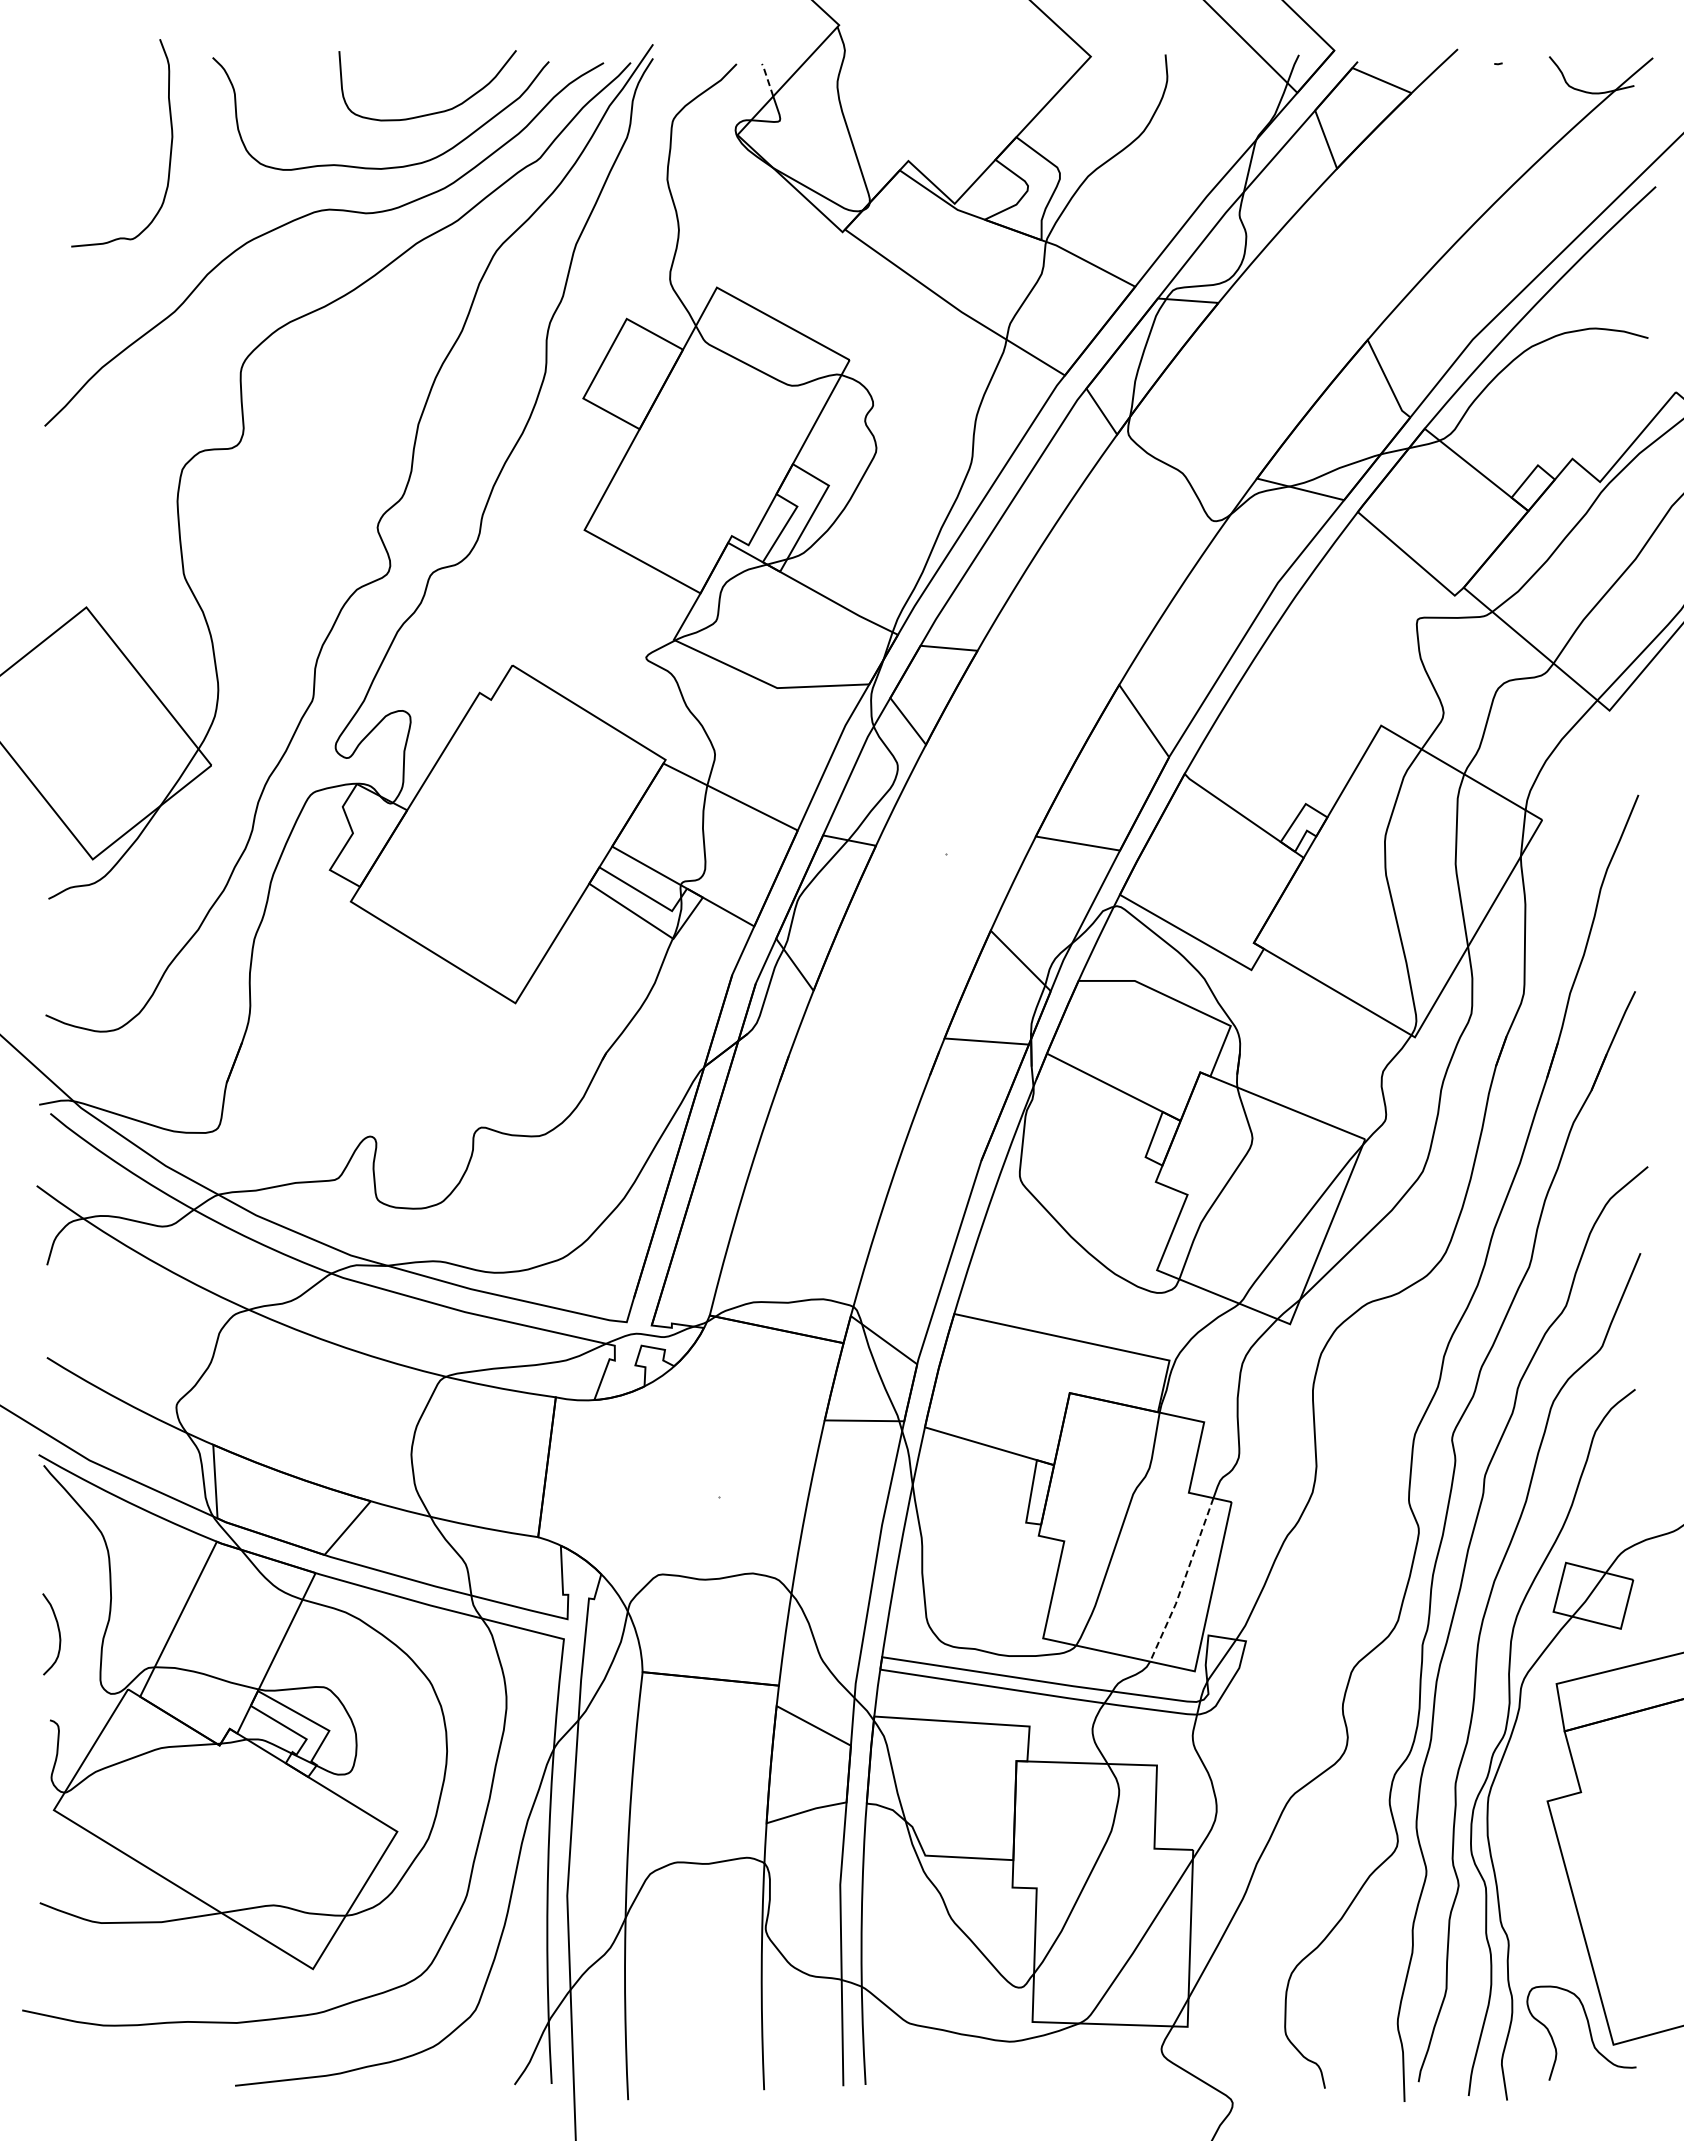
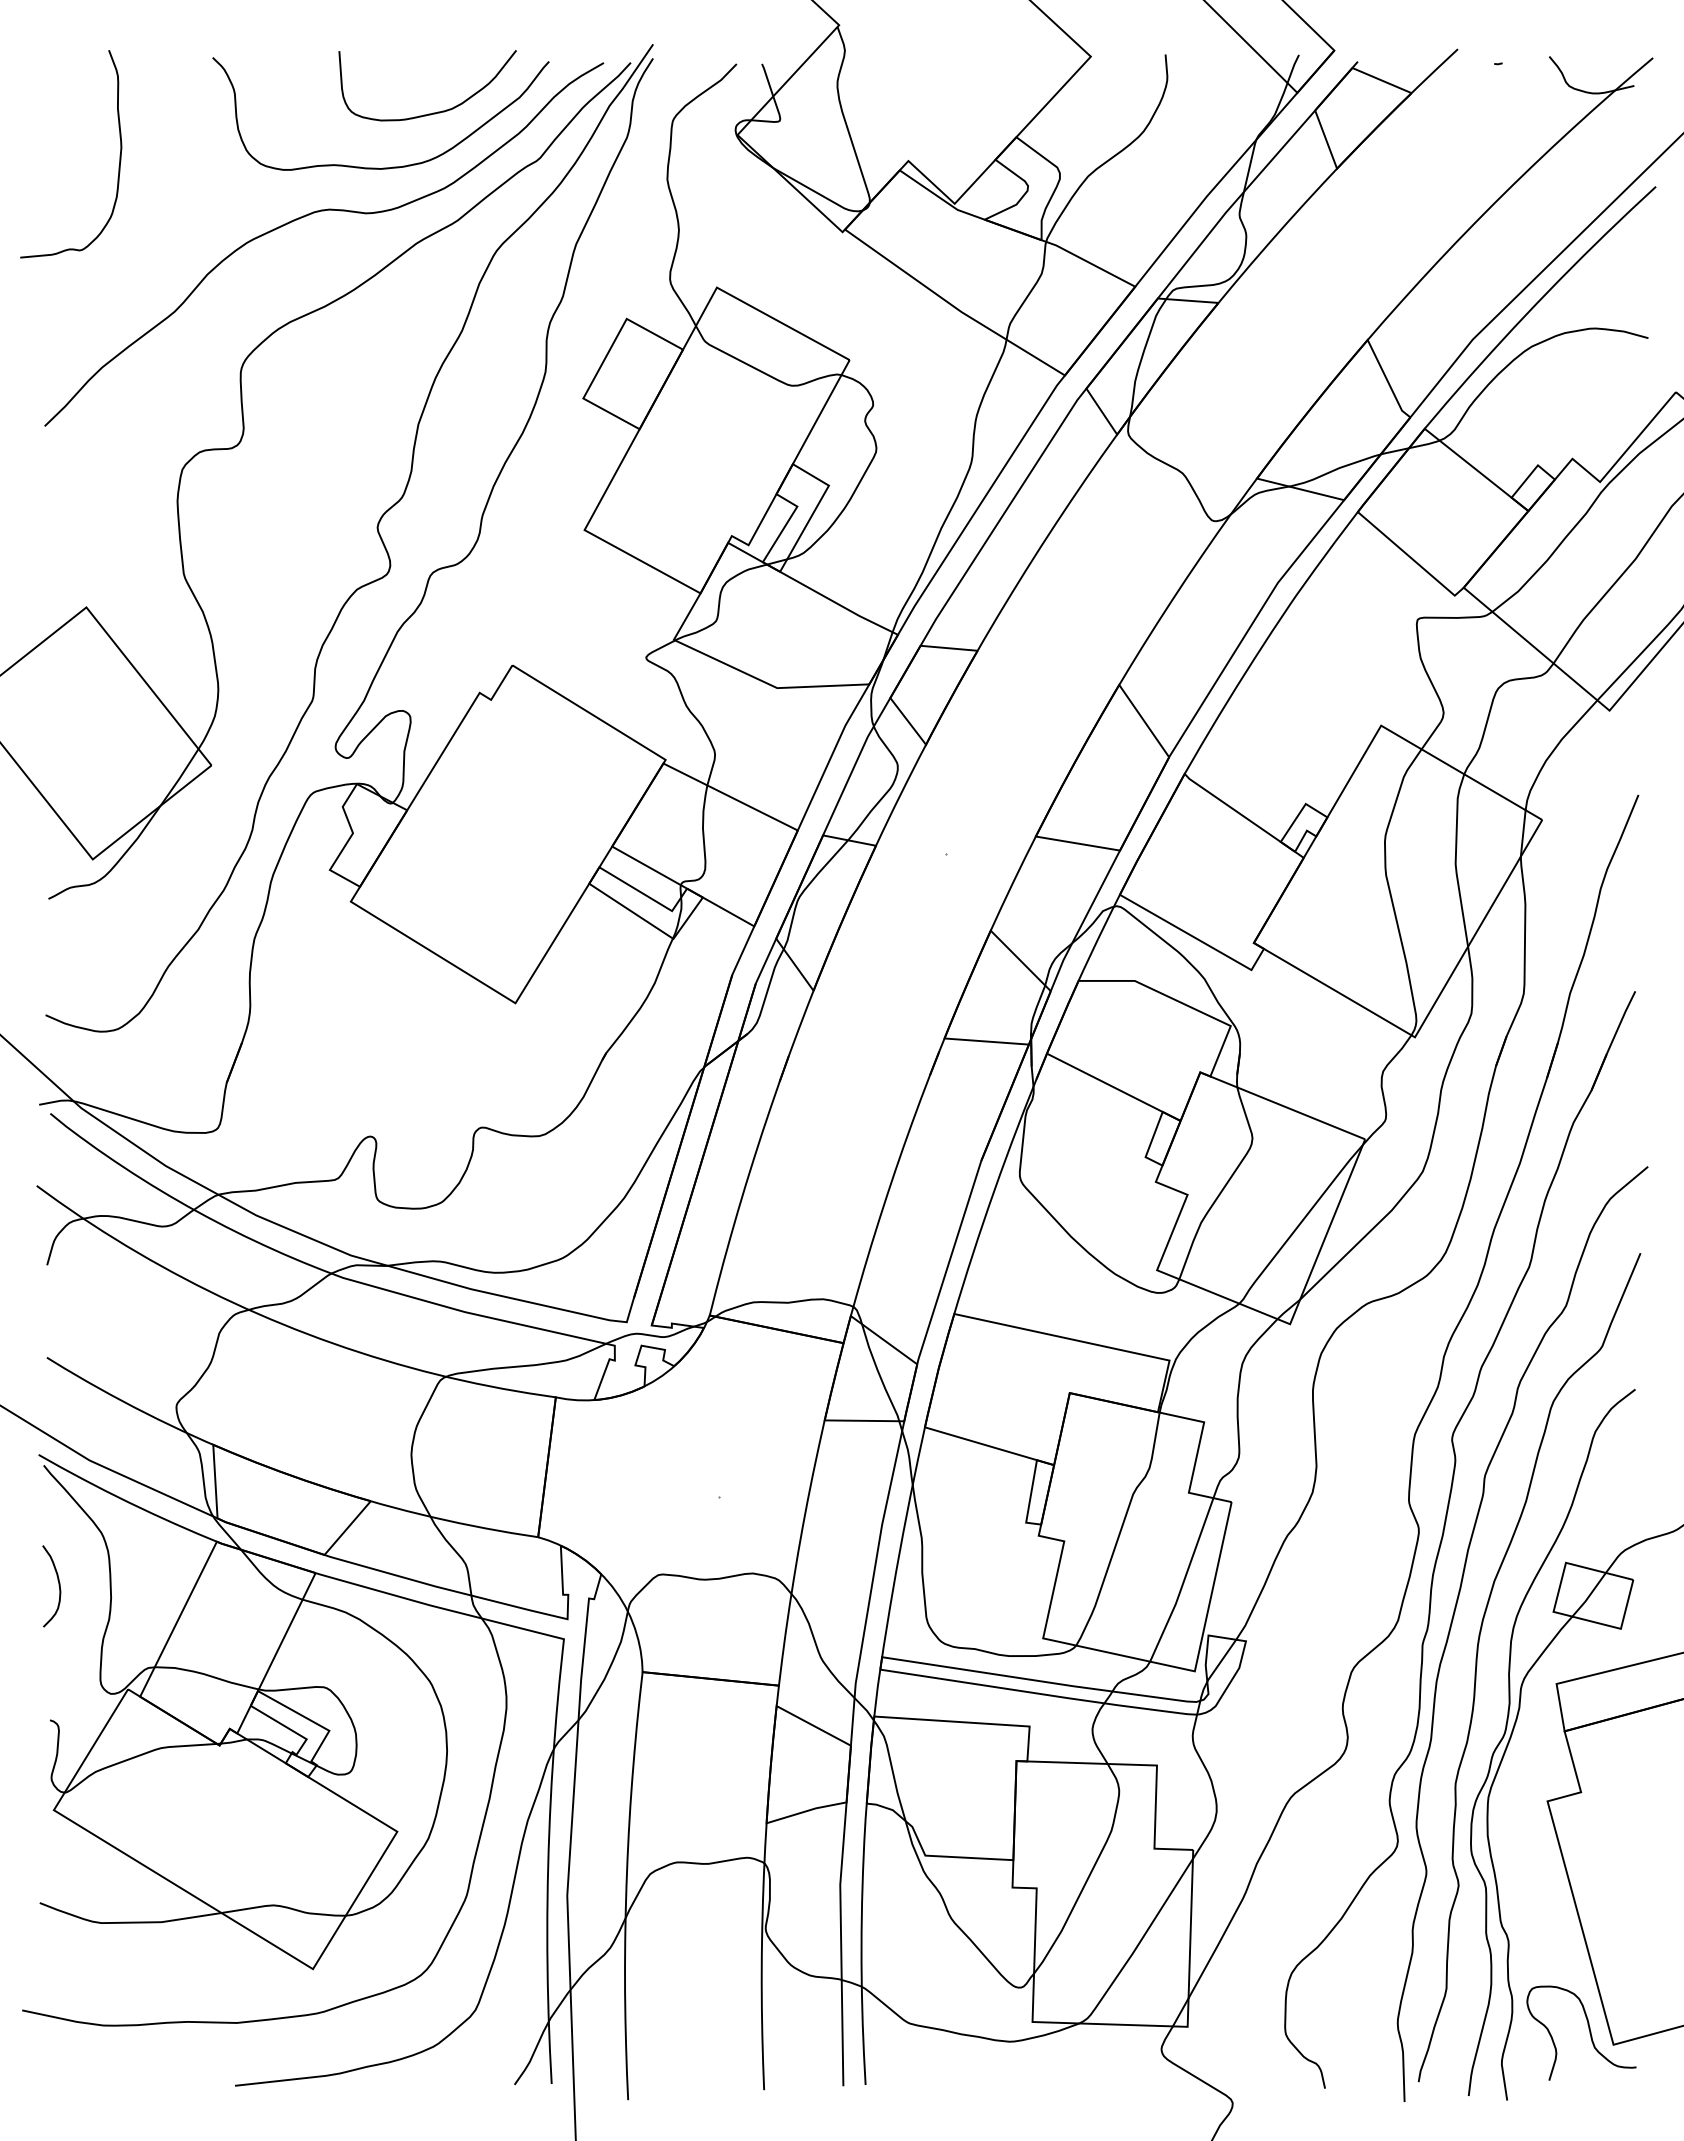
line: dashed -> solid (767, 79)
curve position: (170, 143) -> (119, 154) (119, 154)
line: dashed -> solid (1183, 1581)
curve position: (58, 1633) -> (58, 1585) (58, 1585)
